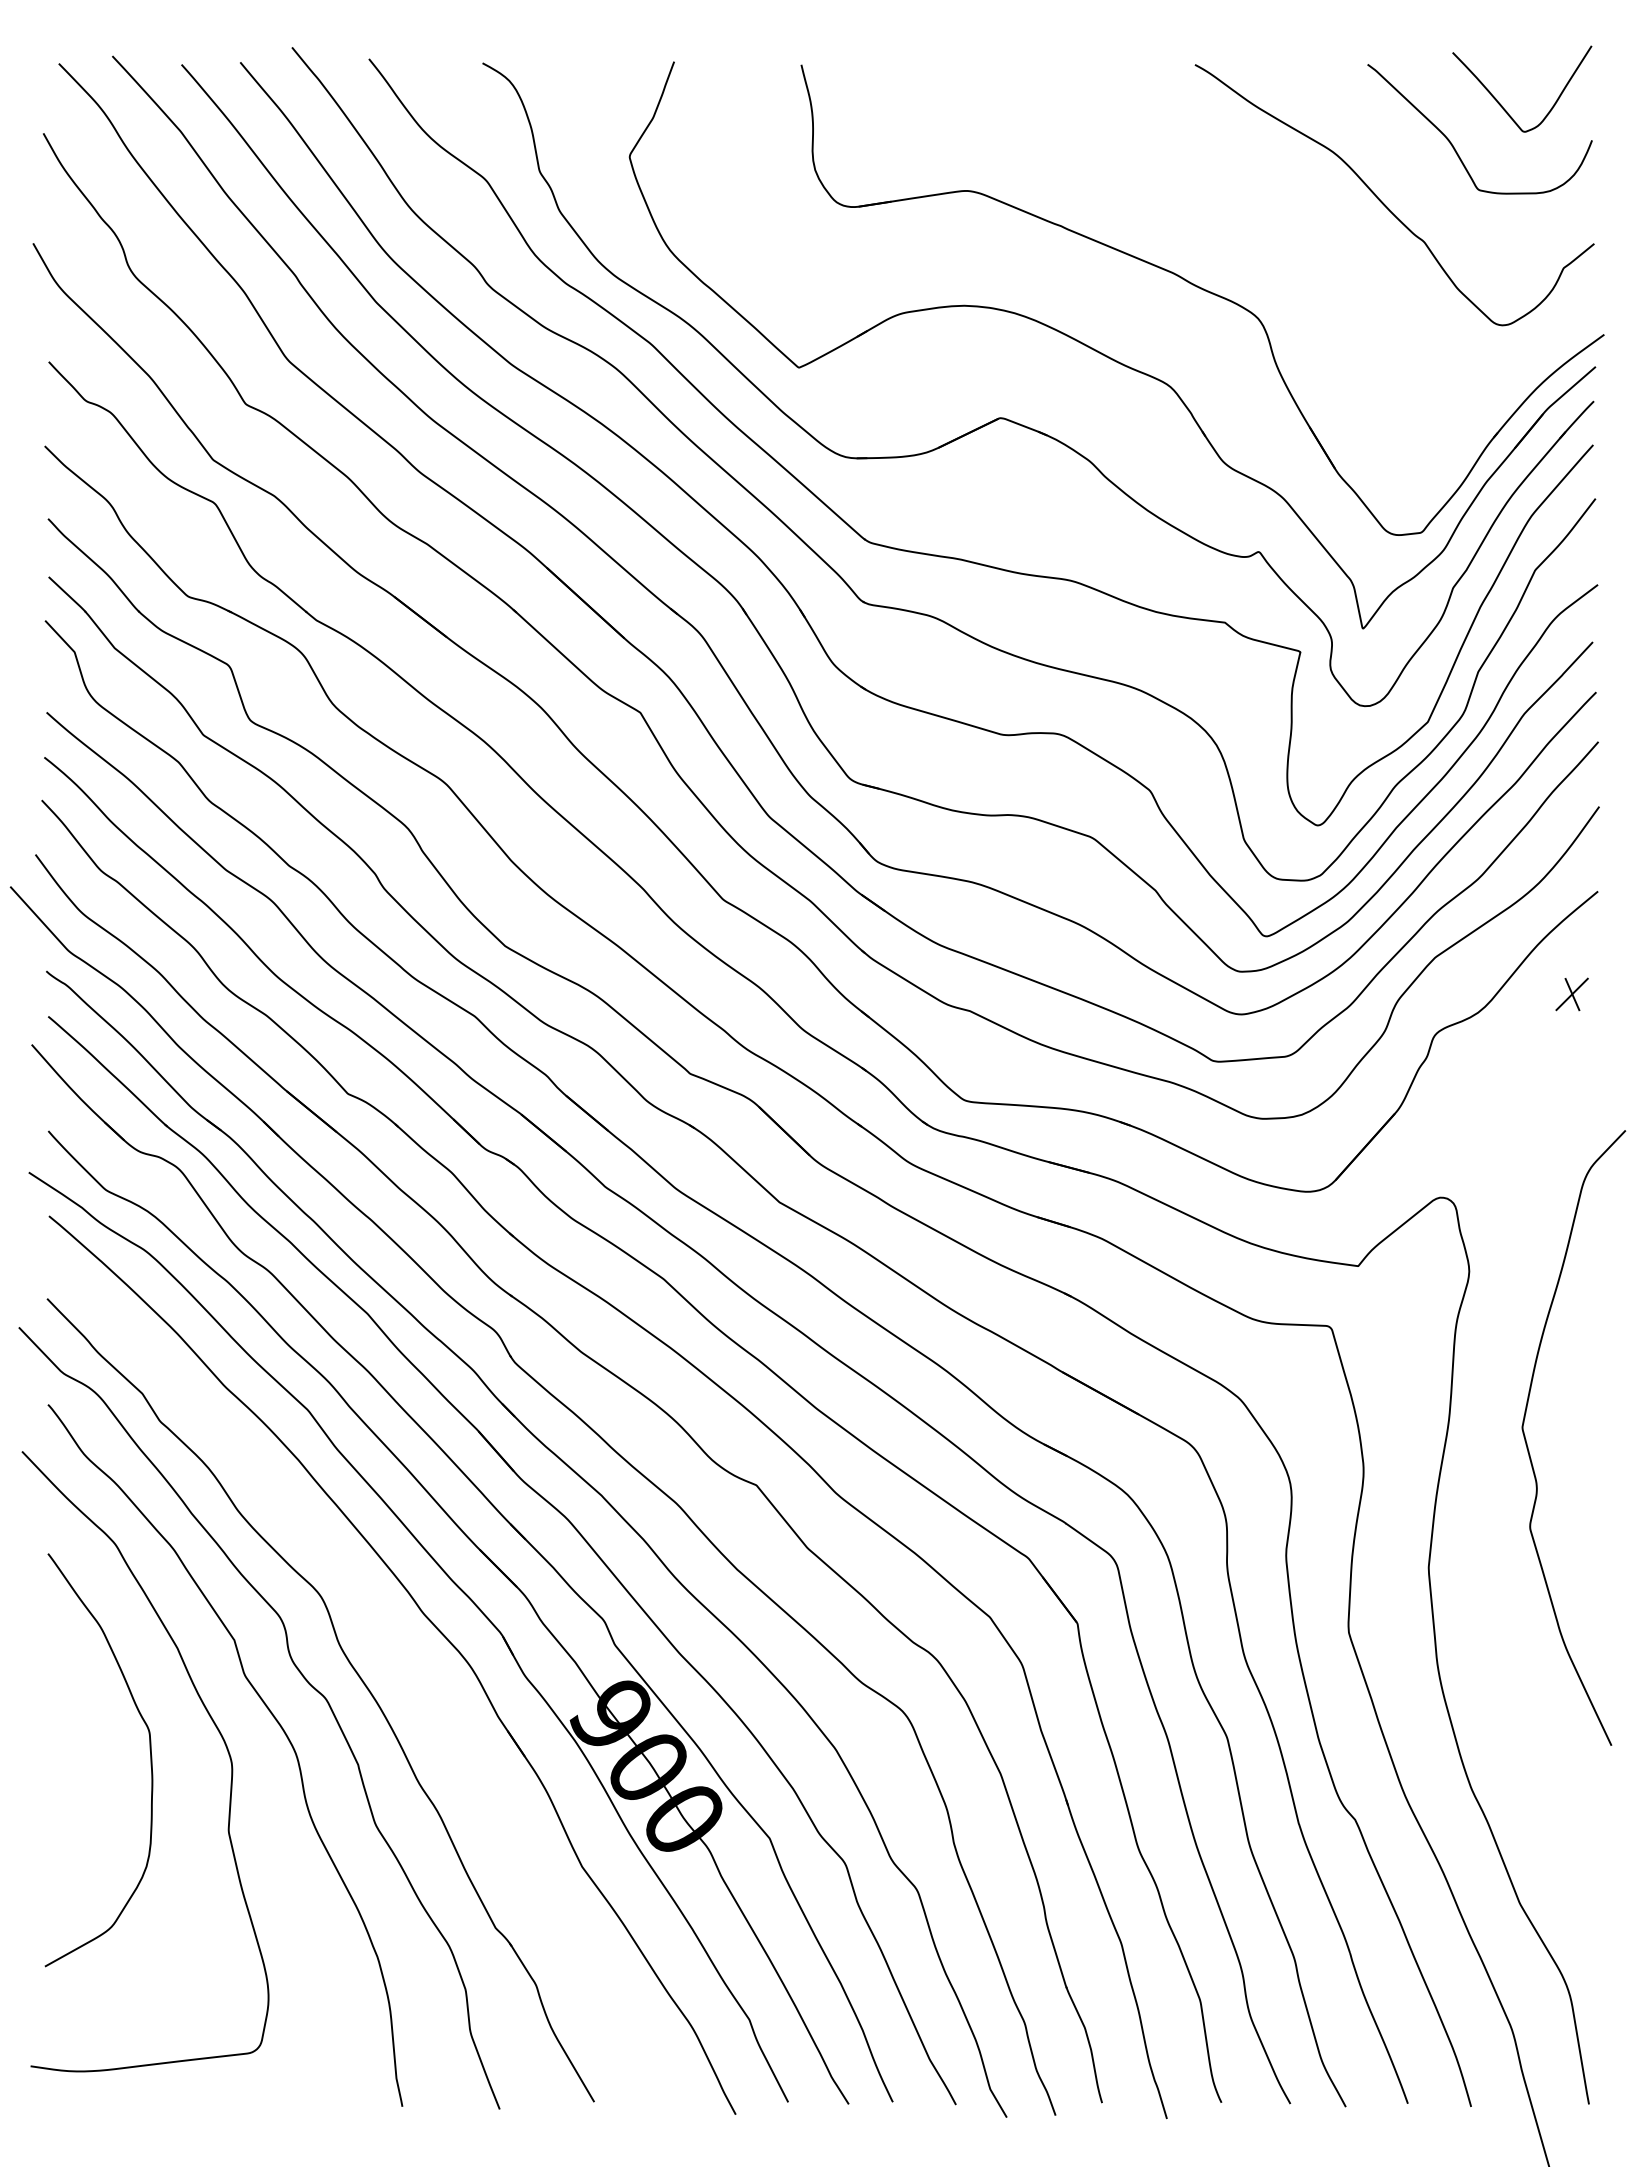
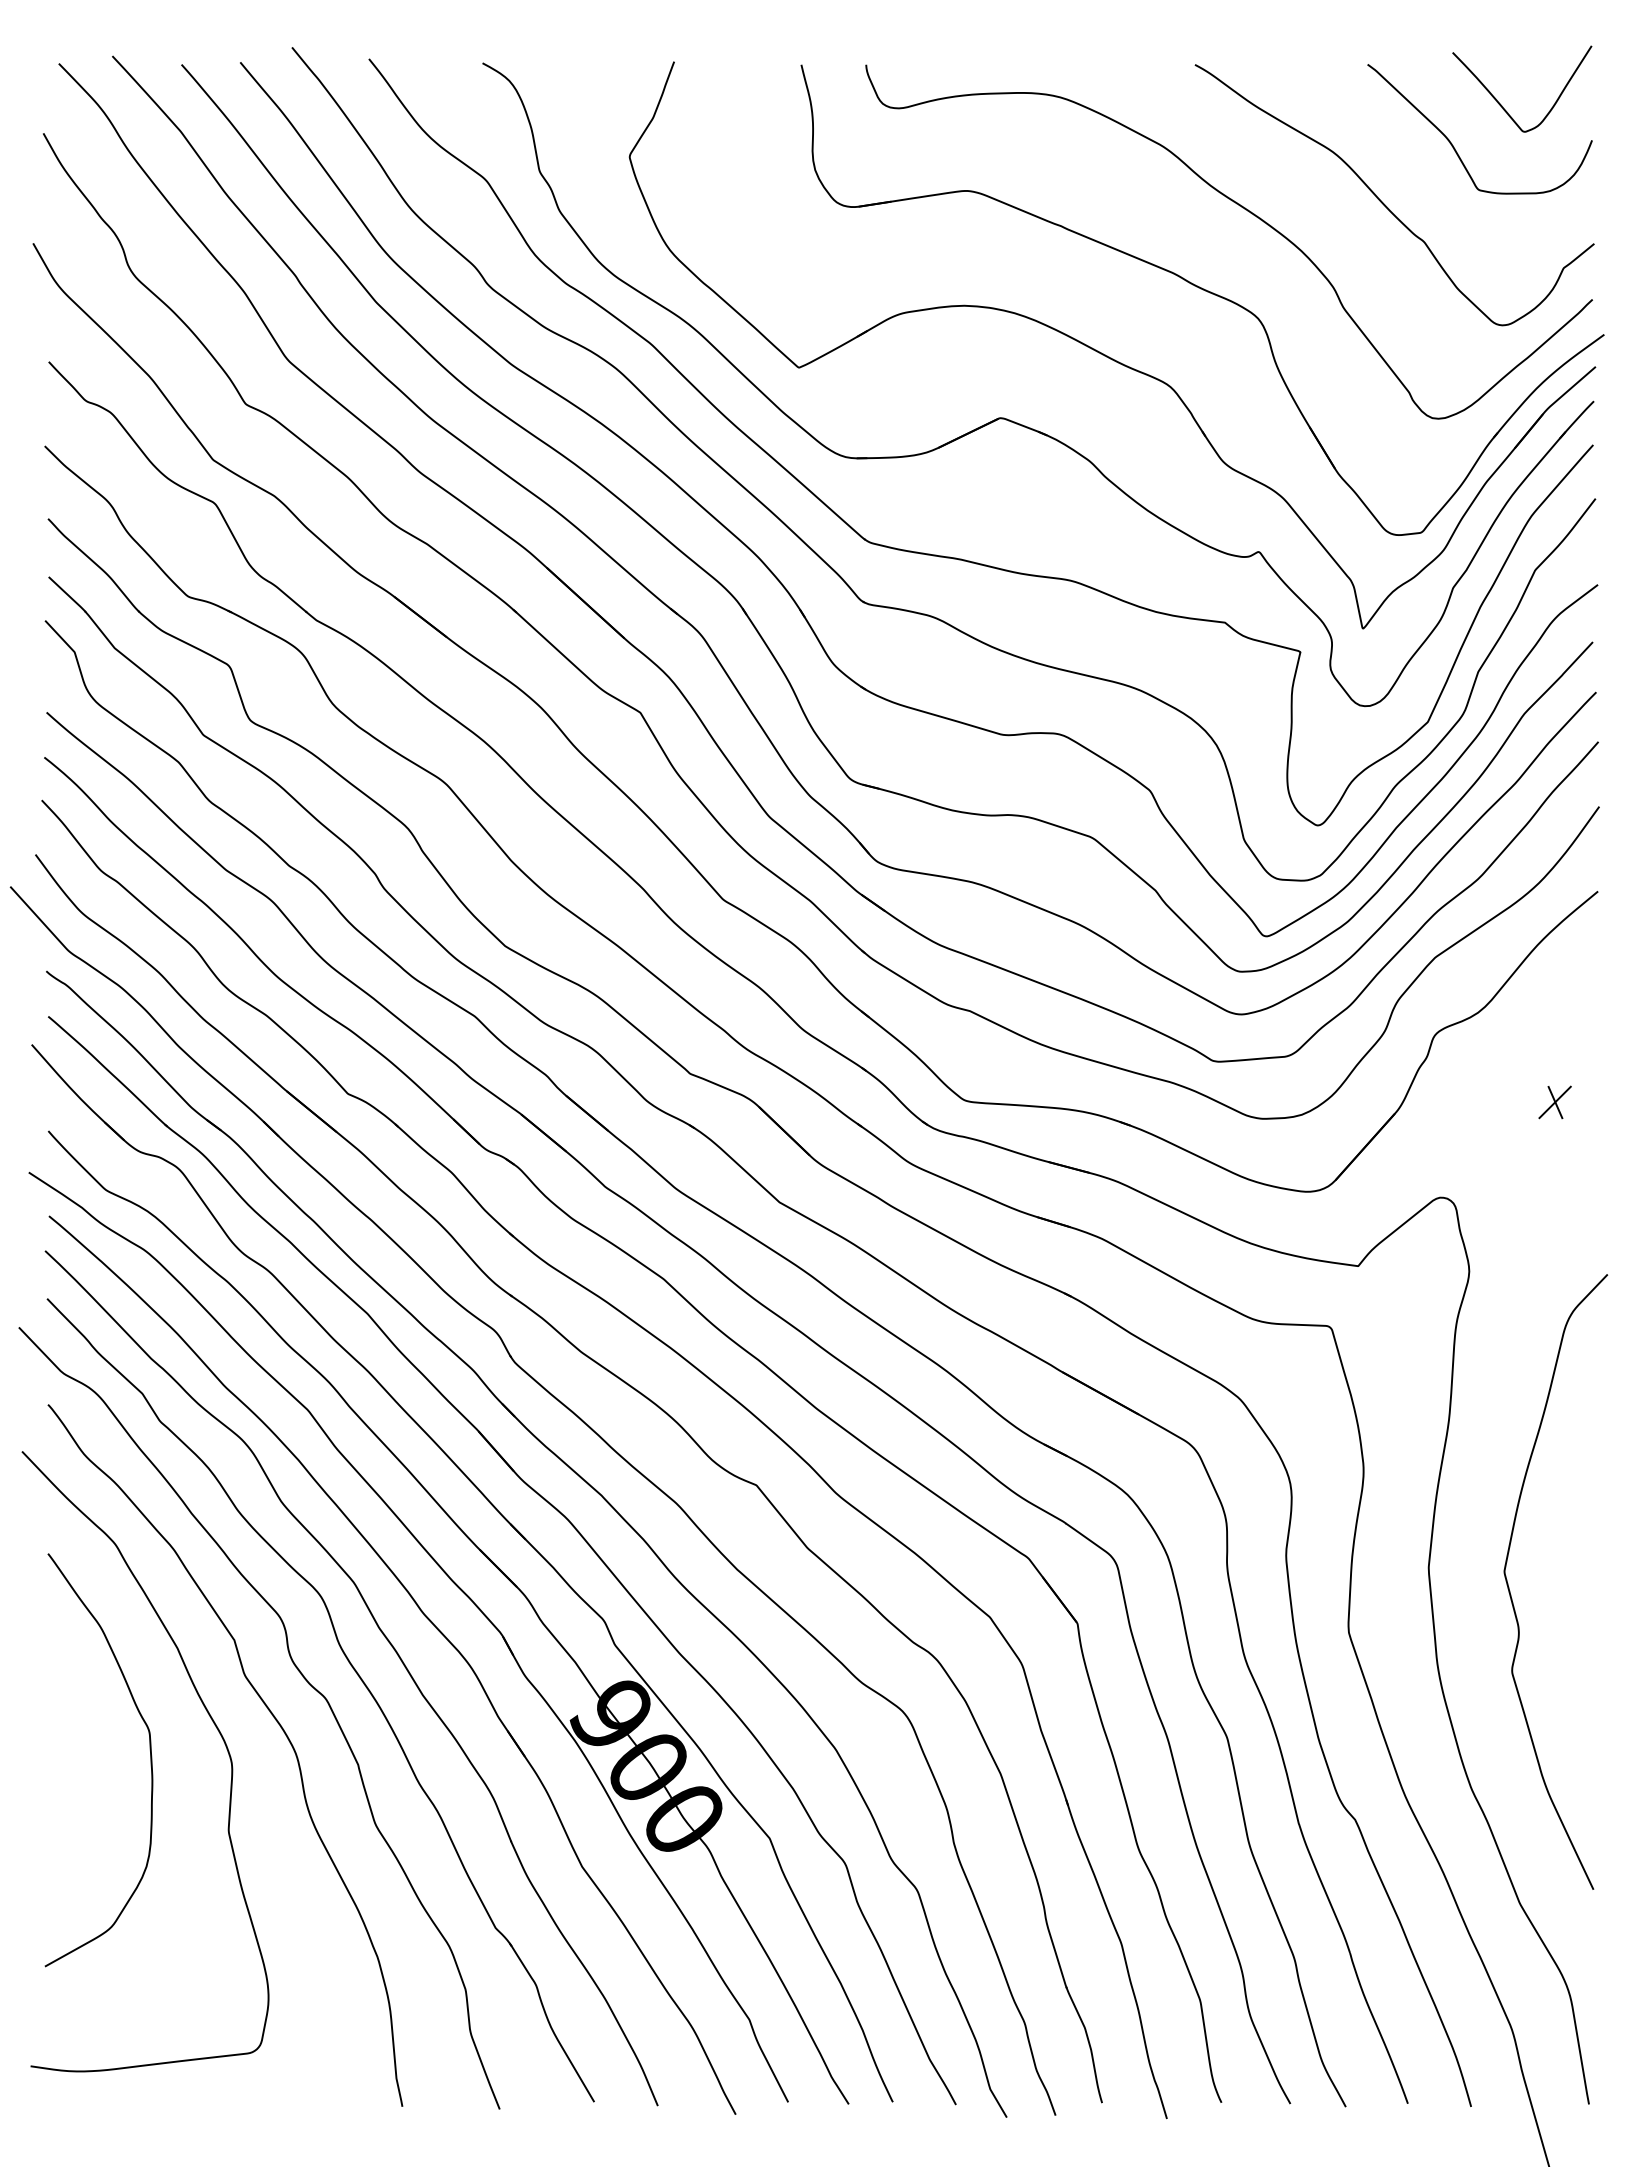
curve: none -> present (1247, 211)
part position: (1571, 994) -> (1554, 1102) (1554, 1102)
curve position: (1529, 1450) -> (1511, 1594) (1511, 1594)
part: none -> present (394, 1651)
